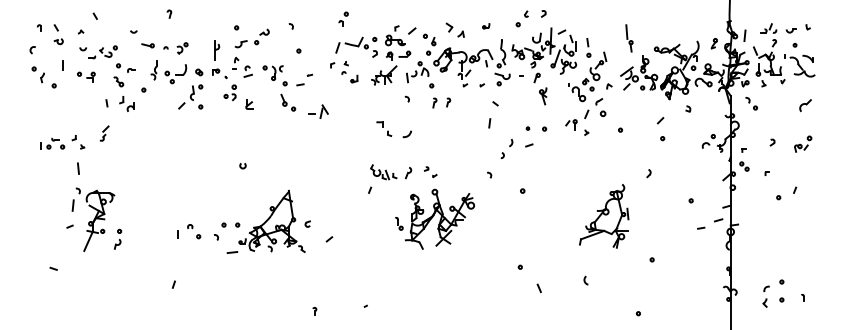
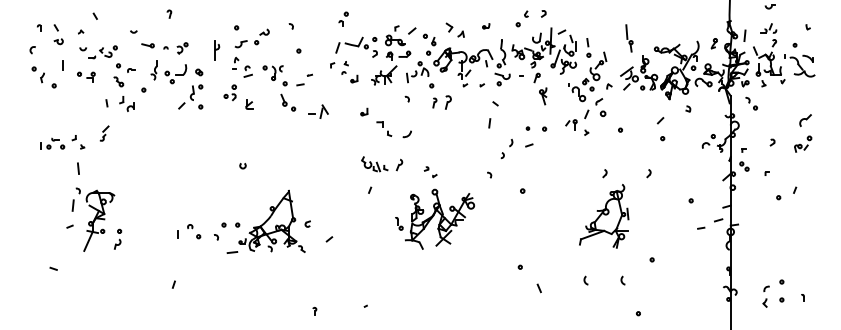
part position: (790, 30) -> (769, 6) (769, 6)
part: present -> none (219, 73)
part size: 6x11 px -> 7x15 px (448, 102)
part position: (805, 105) -> (805, 120) (805, 120)
part: none -> present (364, 111)
part position: (391, 172) -> (382, 164) (382, 164)
part: none -> present (604, 173)
arc: none -> present (622, 280)
